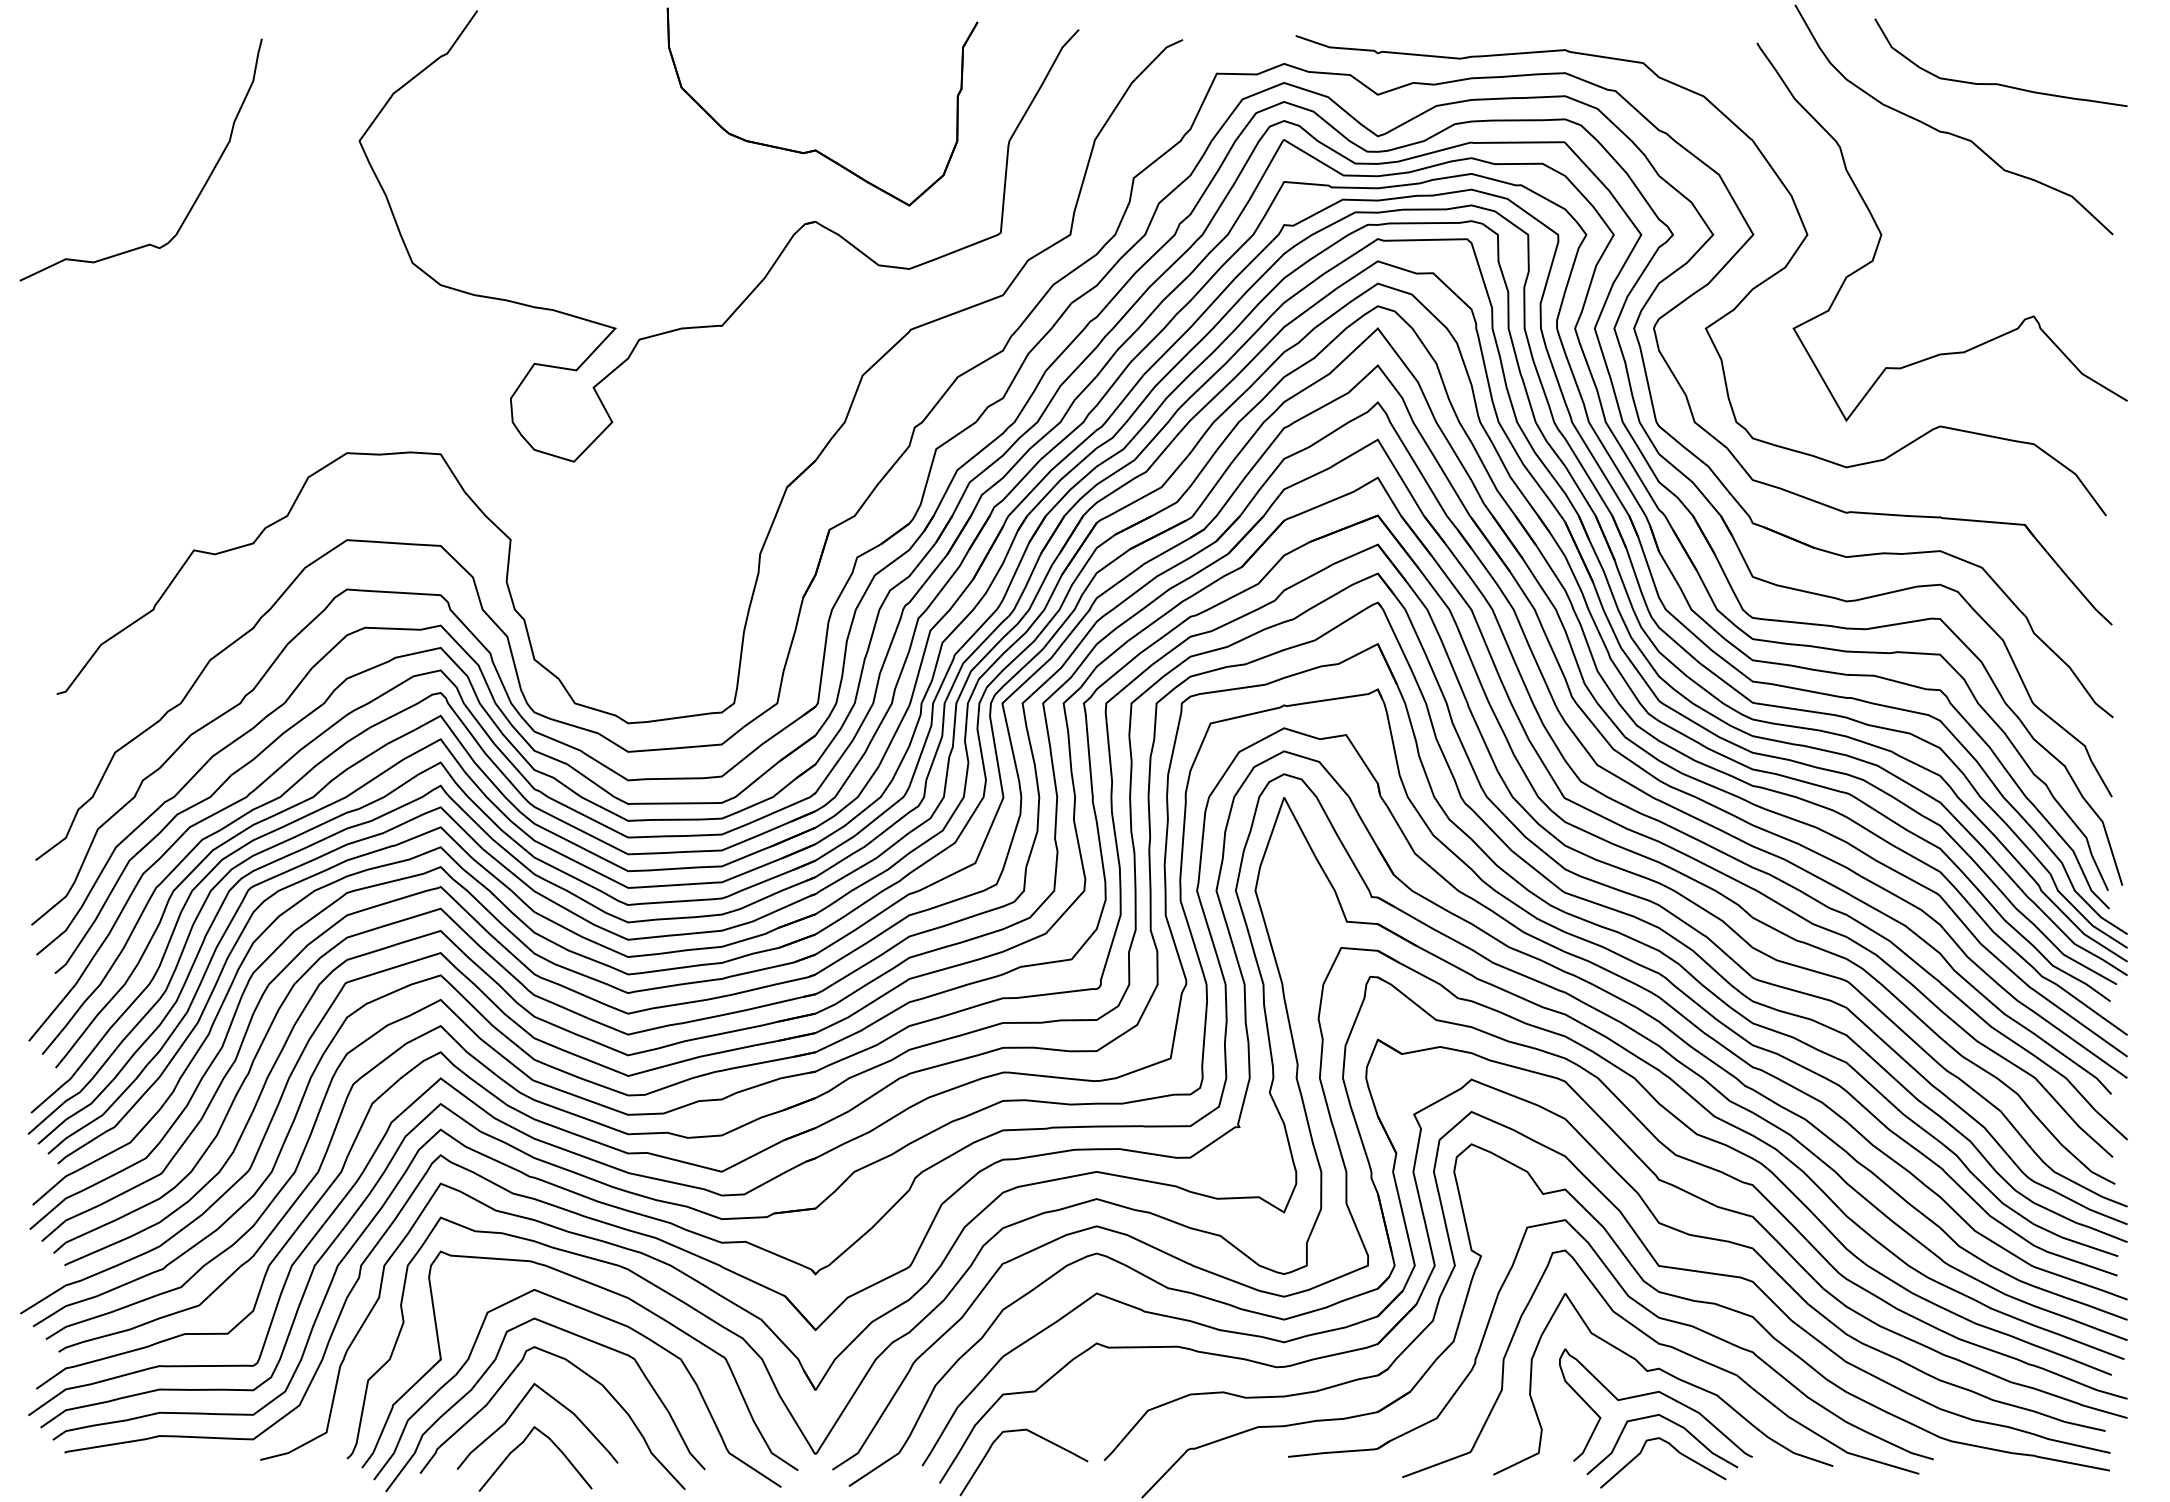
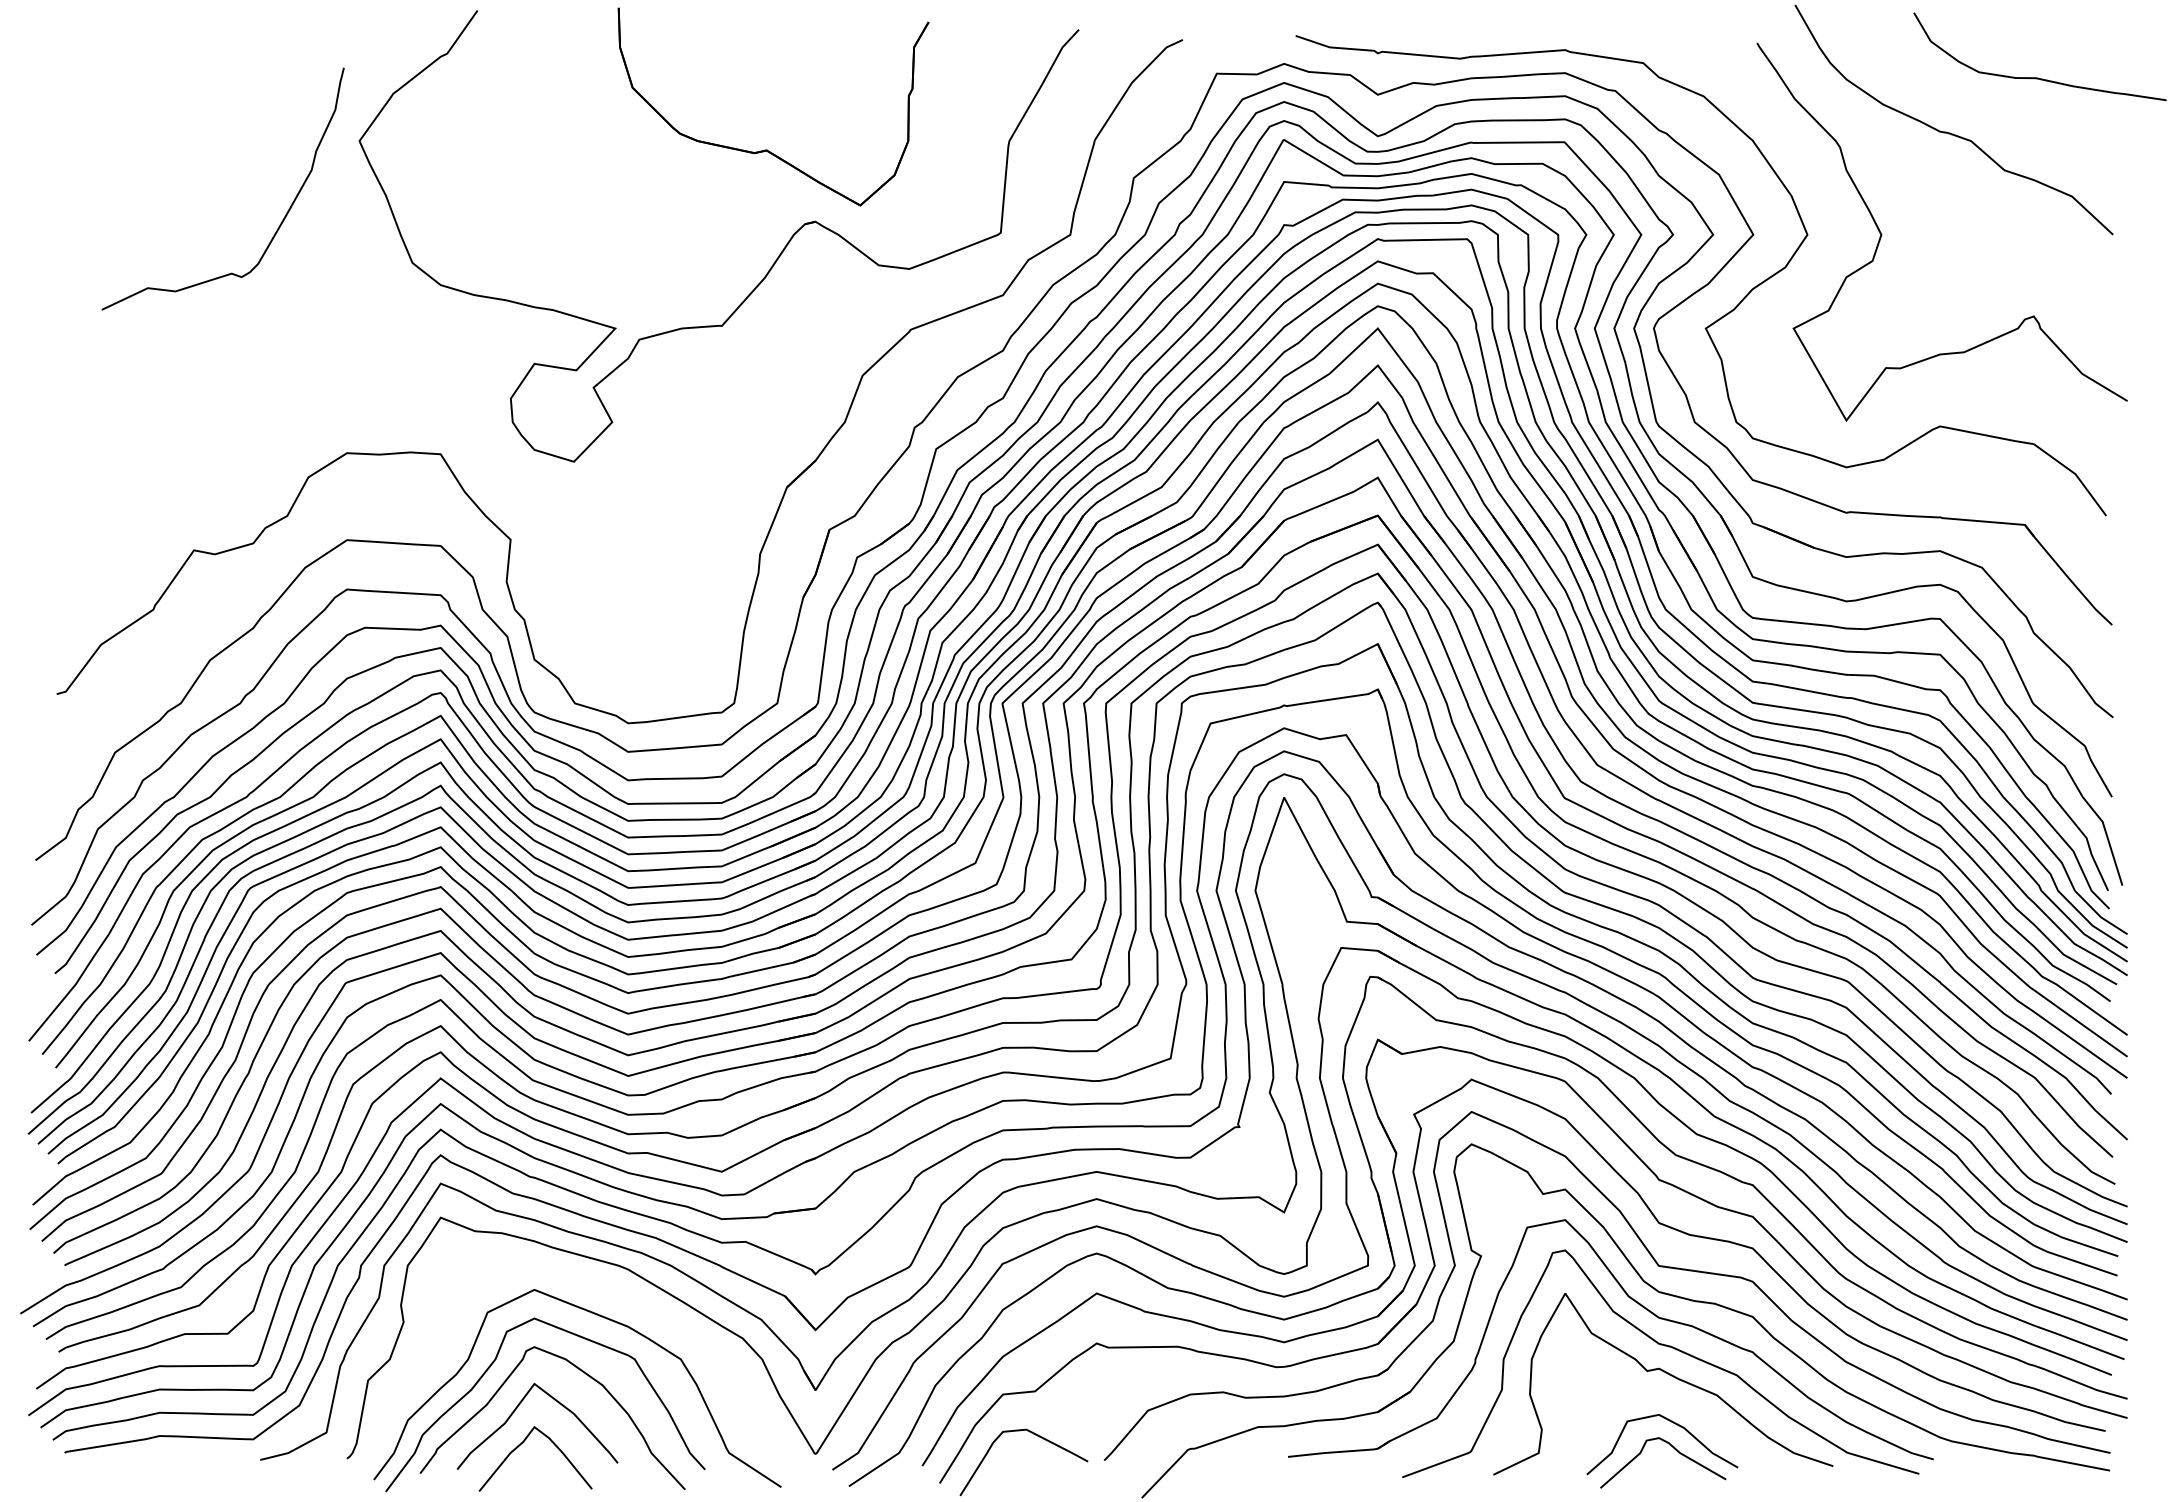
curve position: (1999, 83) -> (2038, 77) (2038, 77)
part position: (816, 149) -> (767, 149) (767, 149)
curve position: (200, 190) -> (282, 219) (282, 219)
curve: present -> none (605, 1290)
curve: present -> none (1651, 1394)
